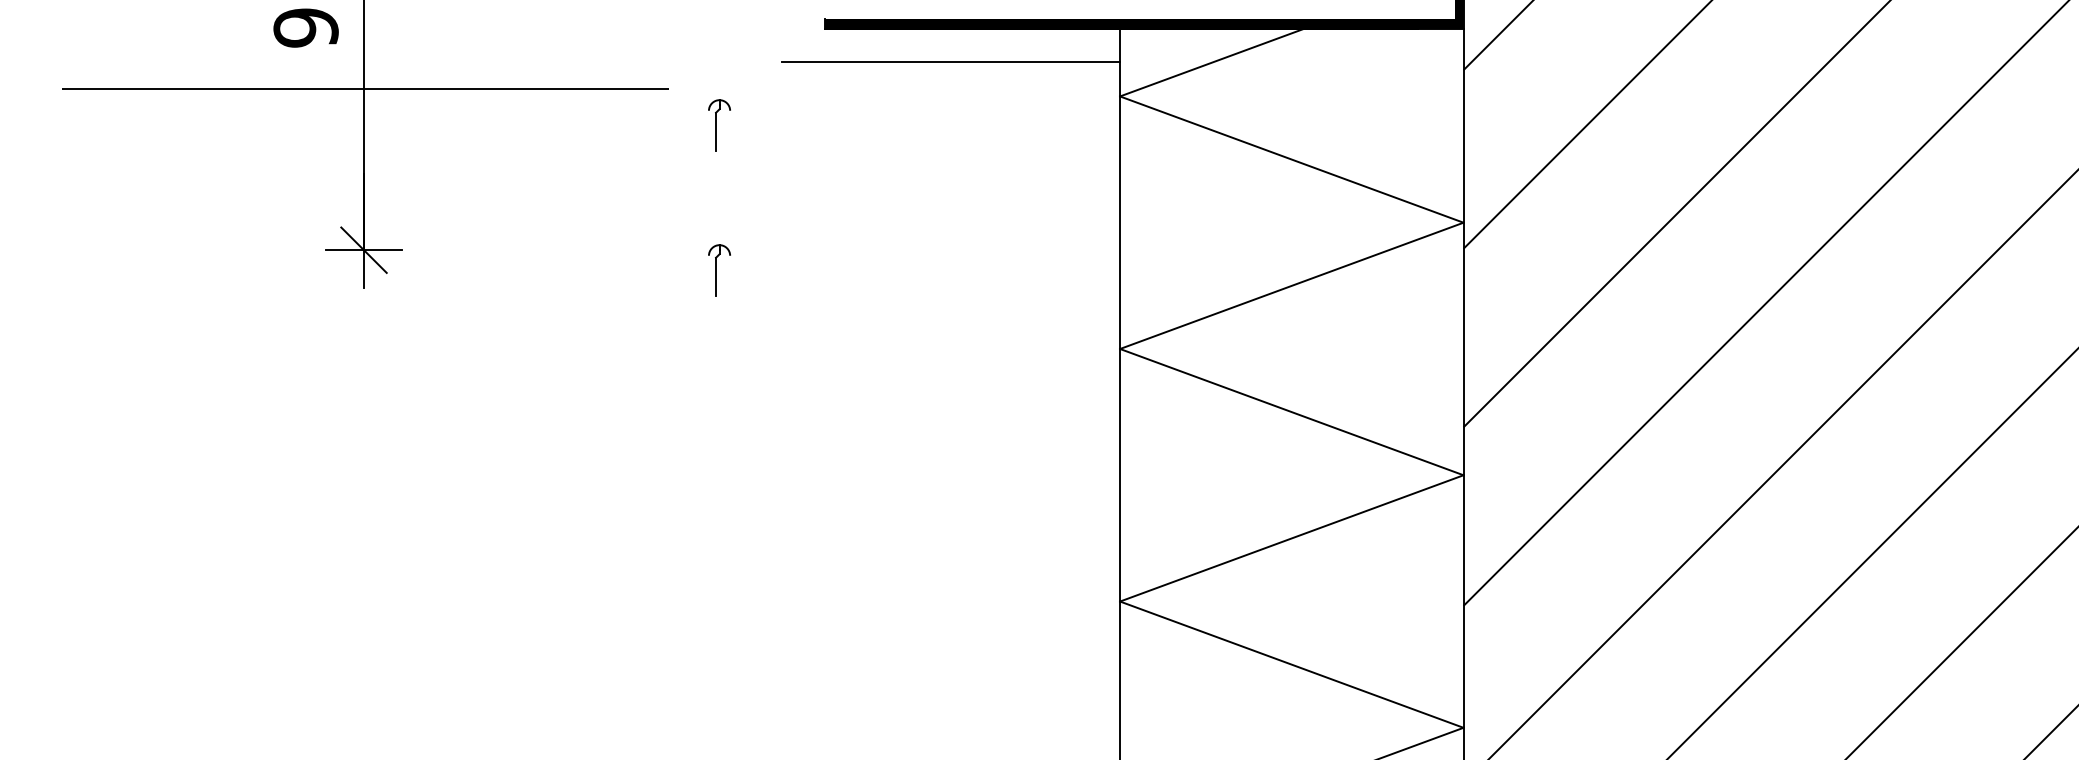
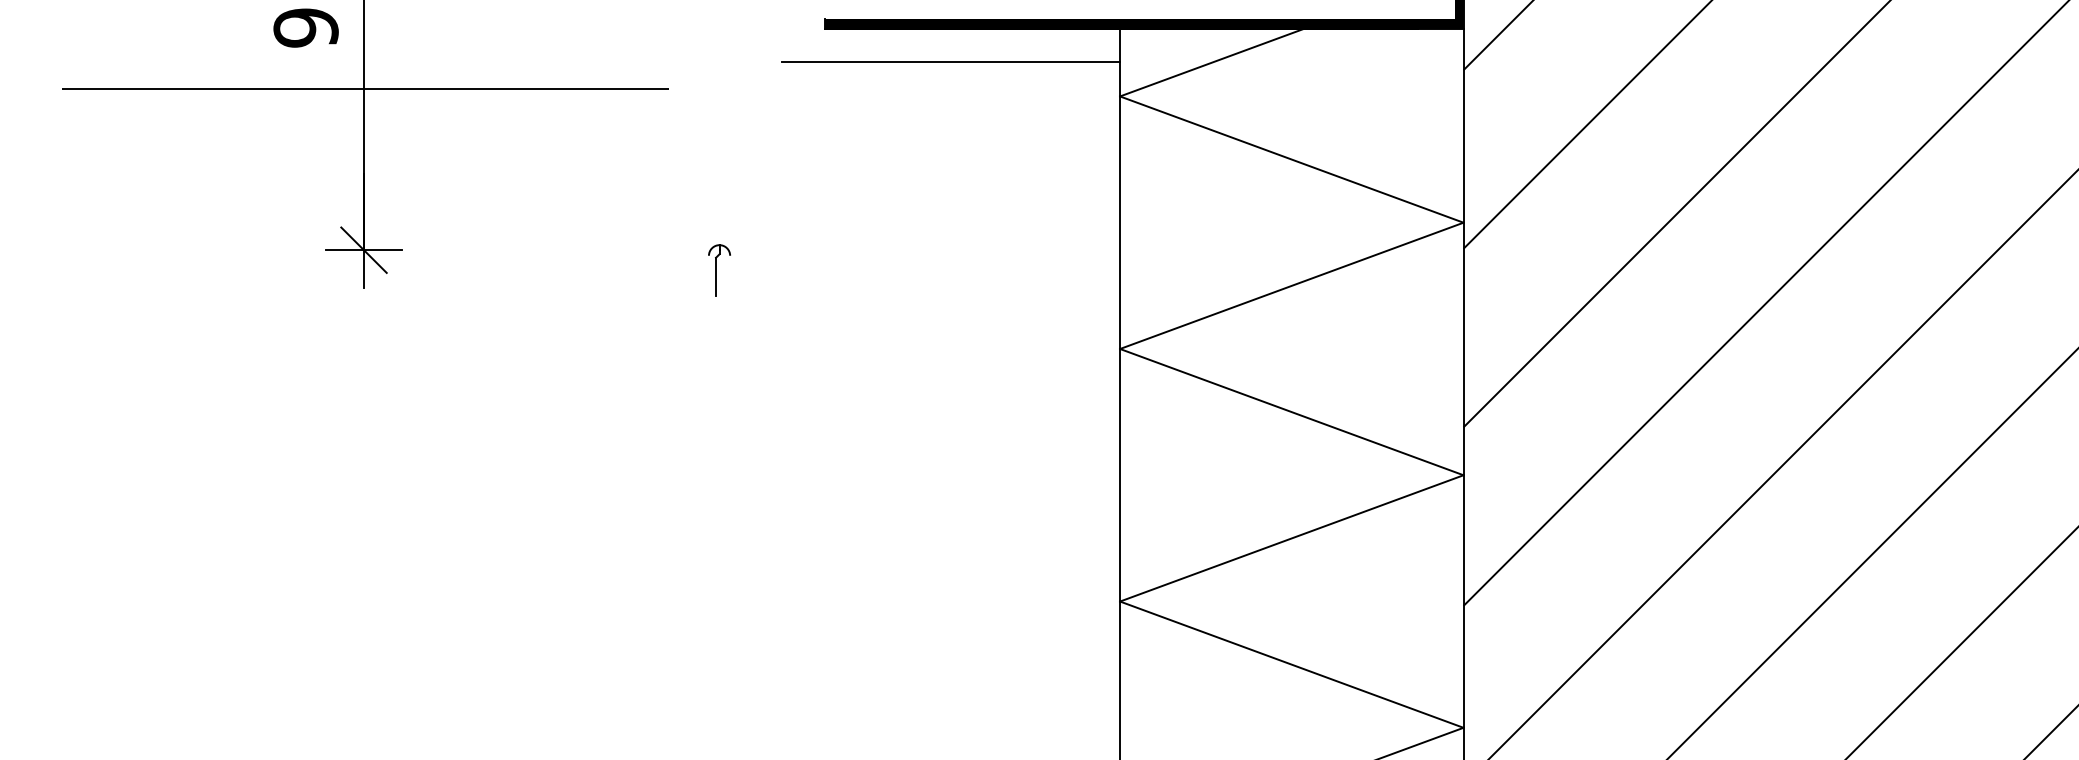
part: present -> none (719, 125)
